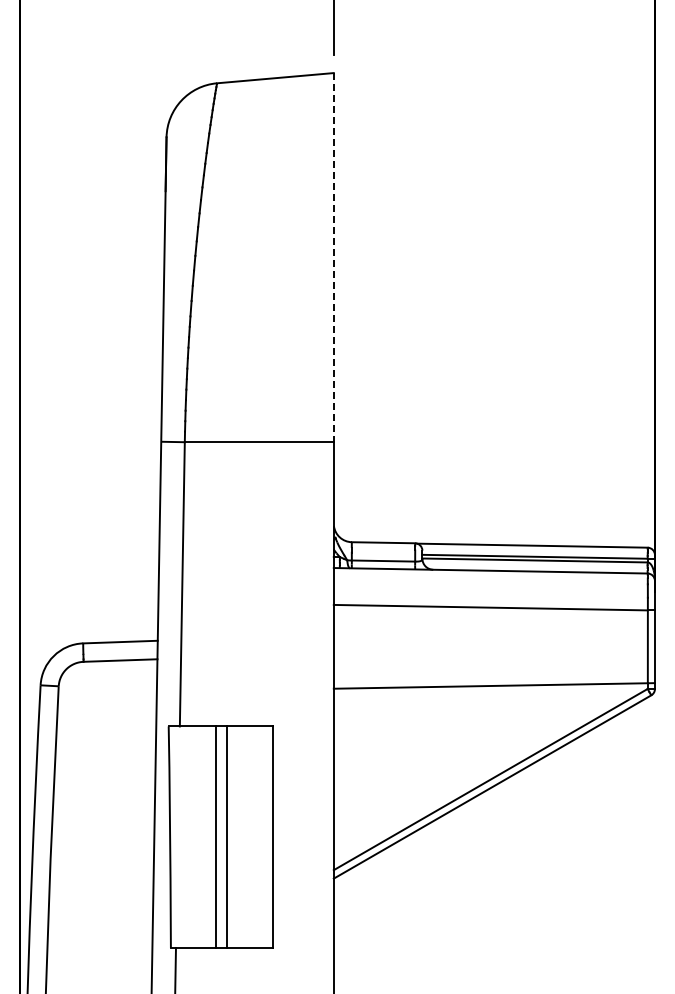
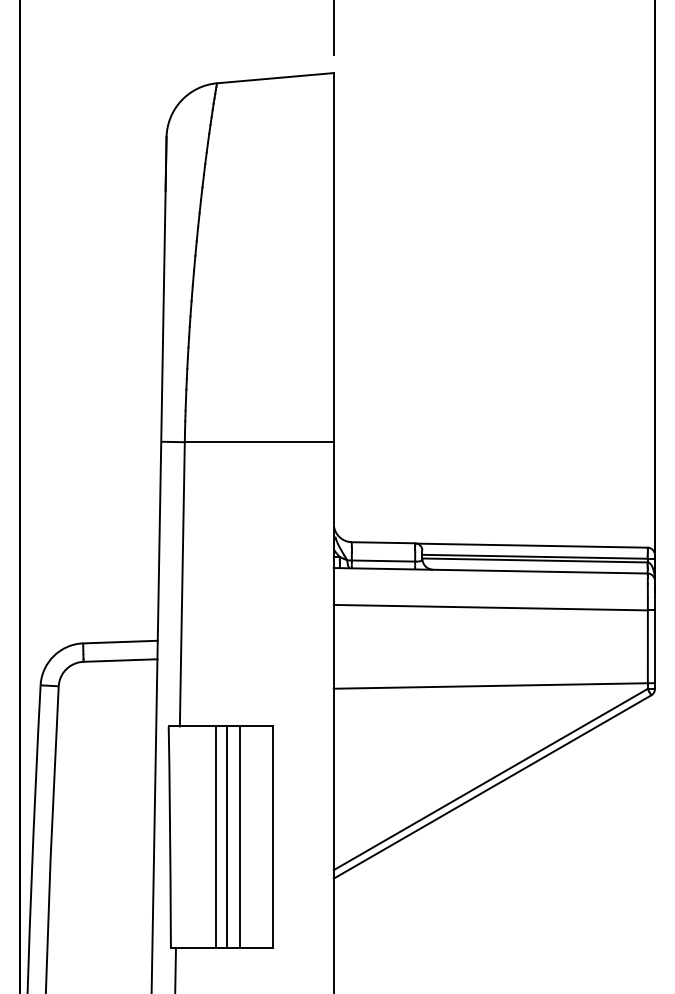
line: dashed -> solid (333, 257)
line: none -> present (239, 836)
